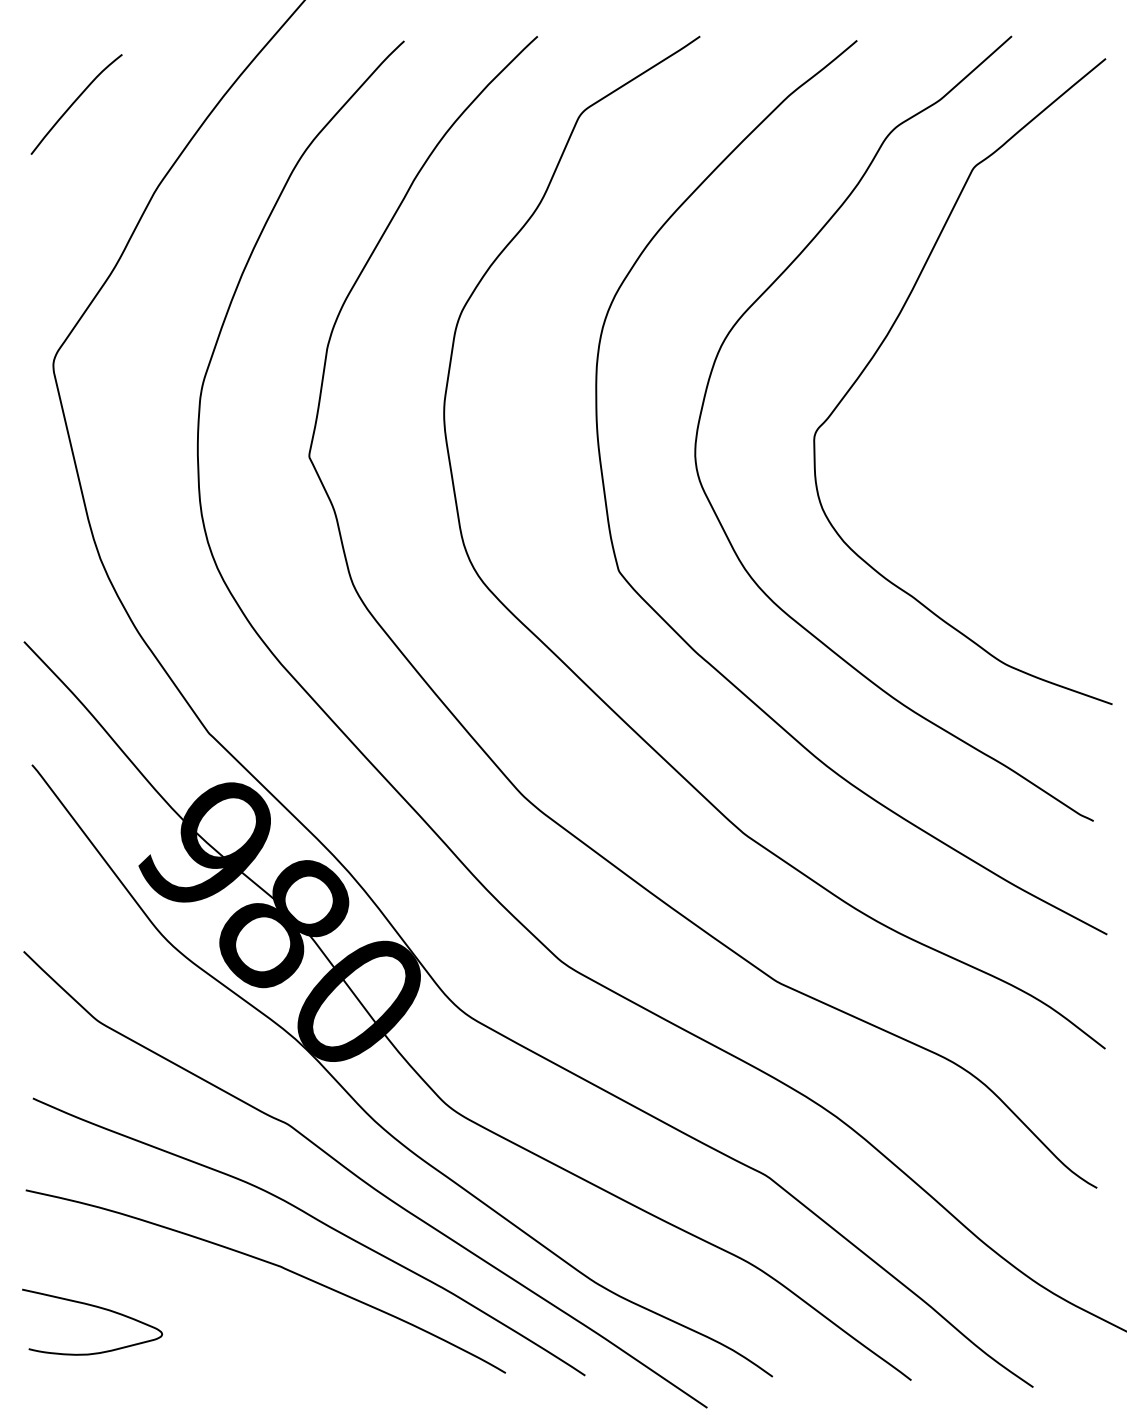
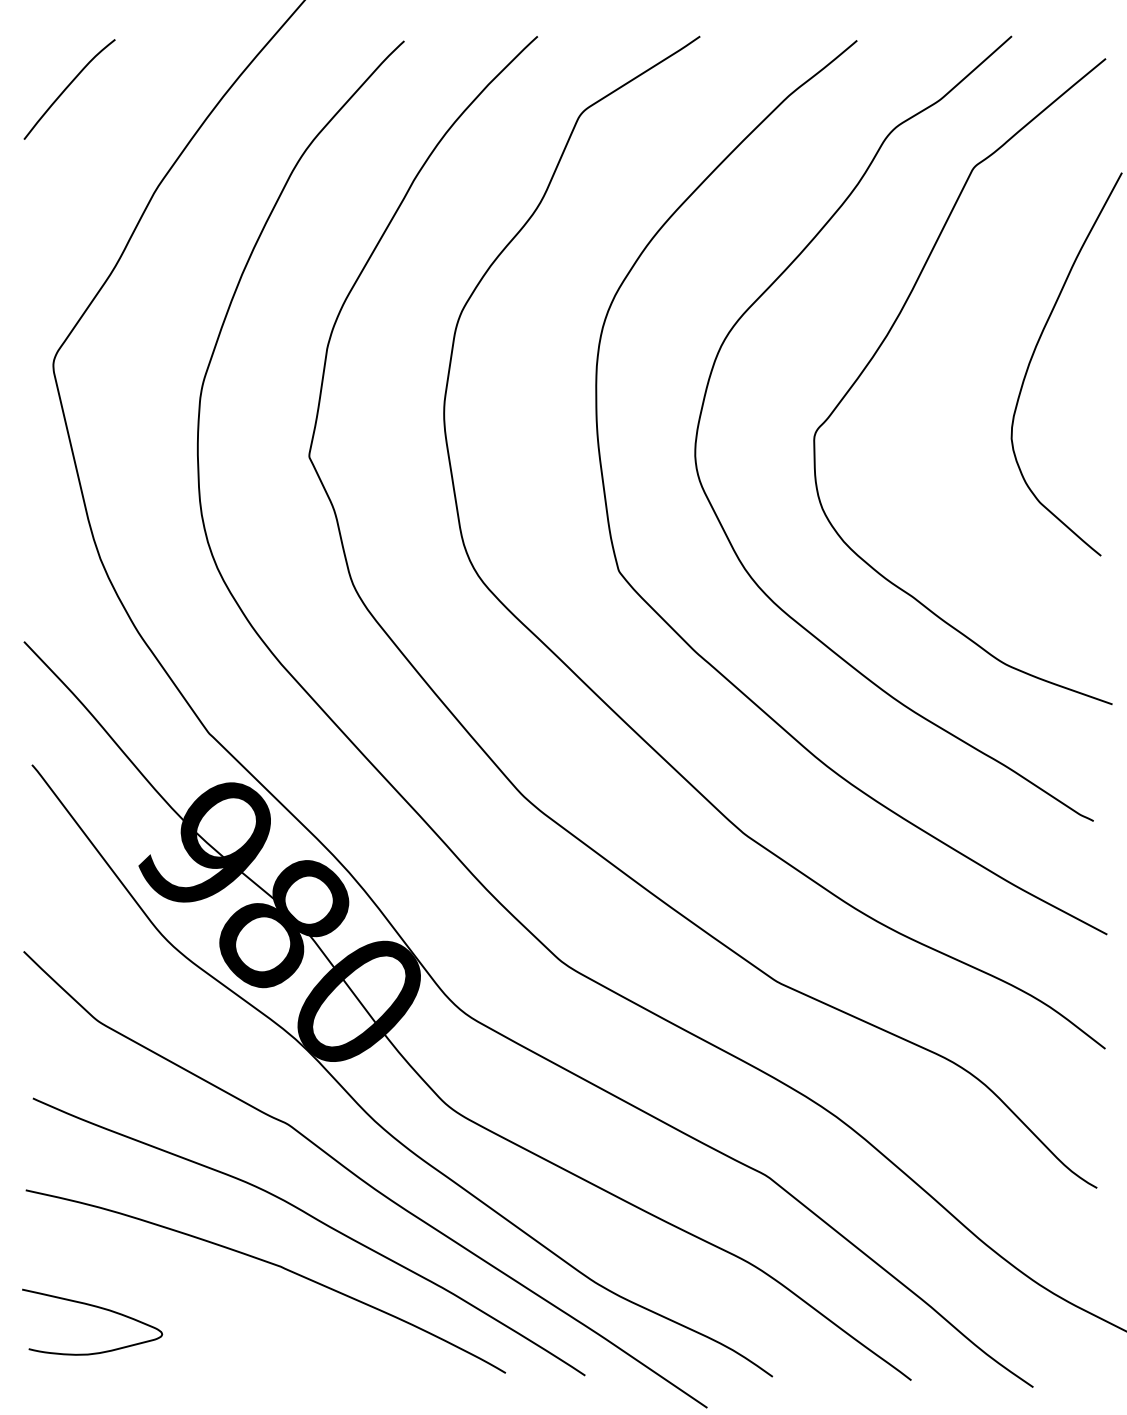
curve position: (75, 102) -> (68, 87) (68, 87)
curve: none -> present (1035, 351)
